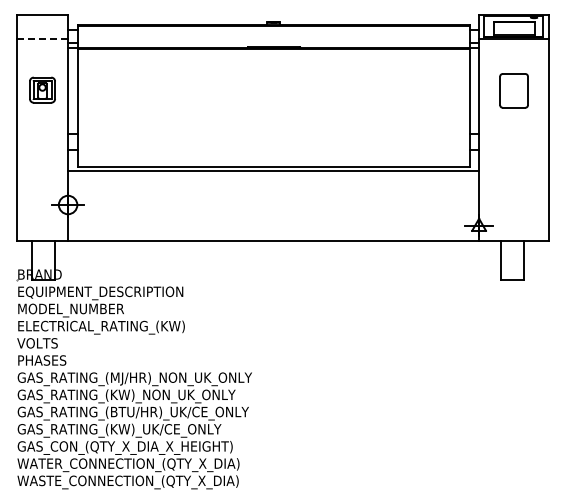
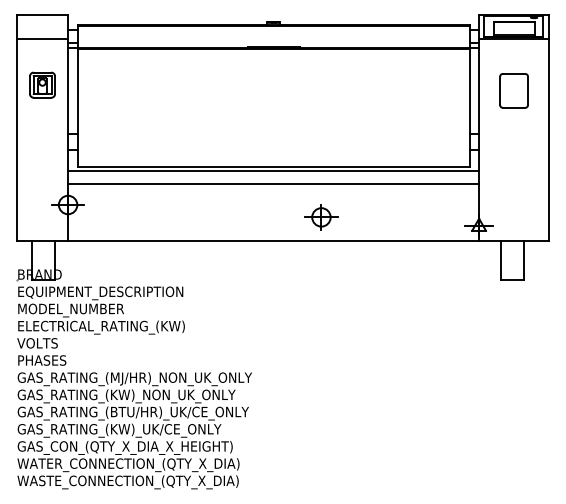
line: dashed -> solid (42, 39)
part position: (42, 89) -> (42, 84) (42, 84)
line: none -> present (273, 184)
part: none -> present (321, 217)
